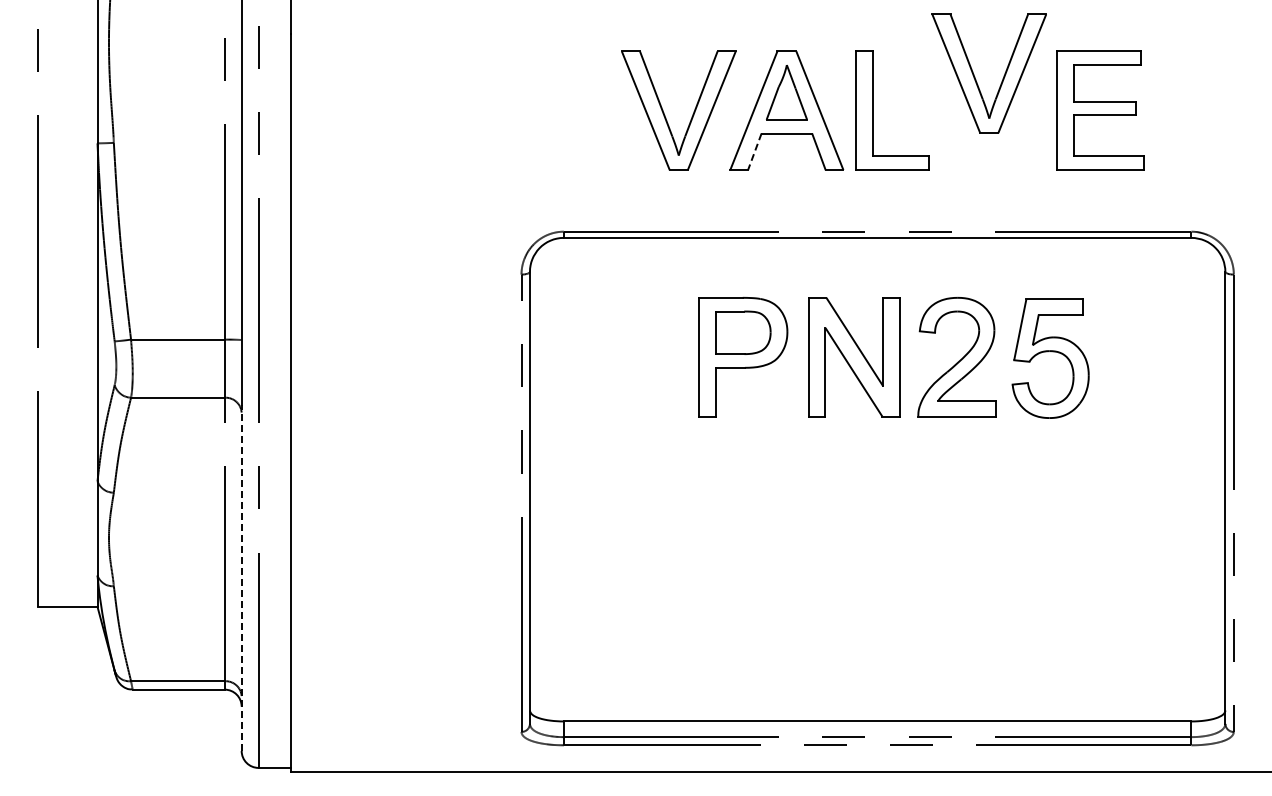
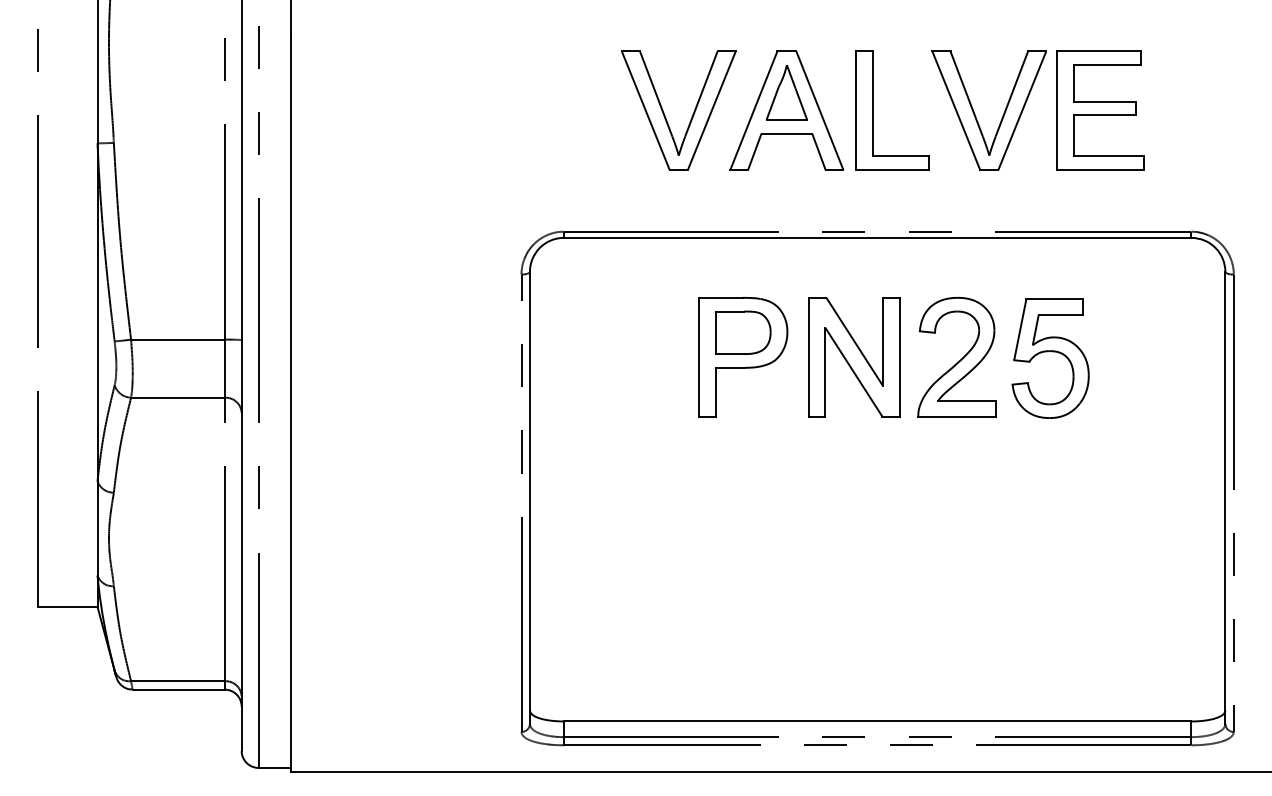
part position: (975, 76) -> (975, 113) (975, 113)
line: dashed -> solid (754, 151)
line: dashed -> solid (241, 578)
